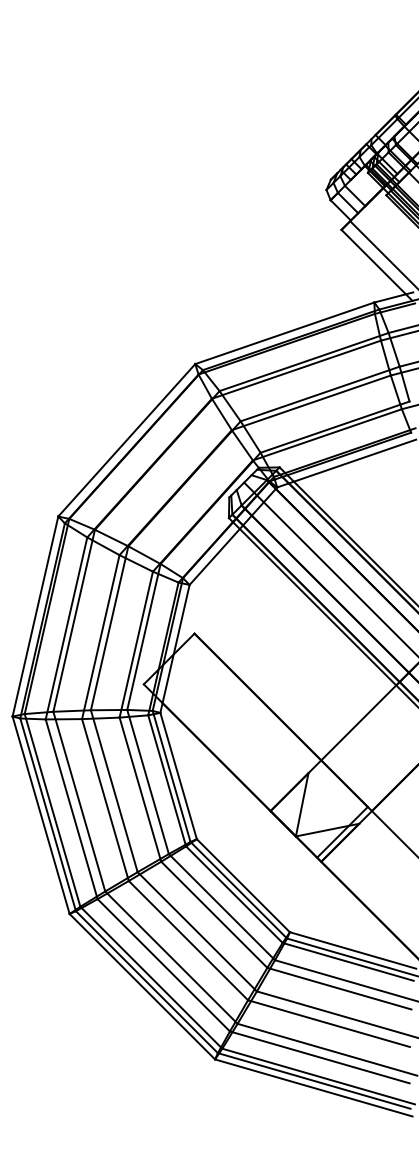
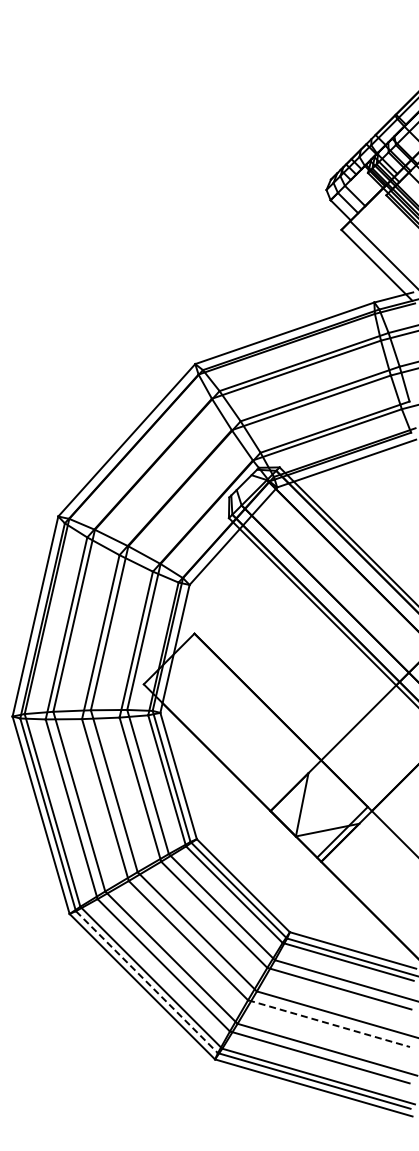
line: present -> none (329, 567)
line: solid -> dashed (147, 982)
line: solid -> dashed (329, 1023)
